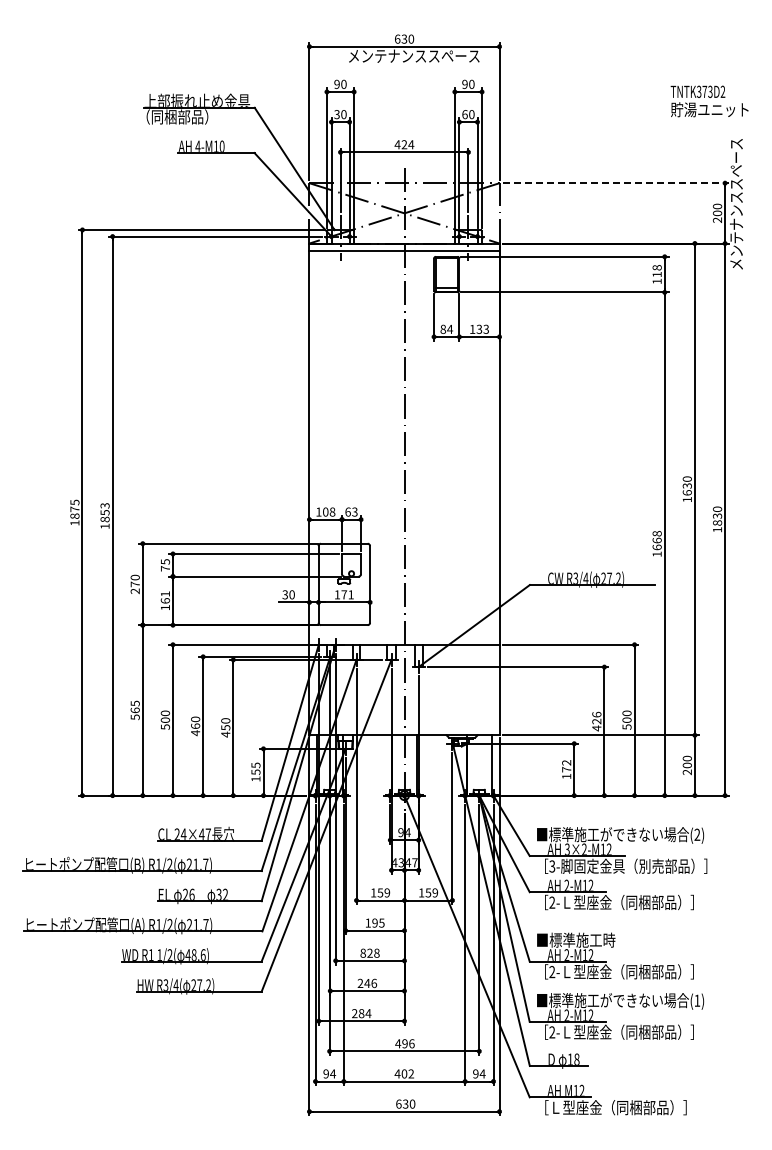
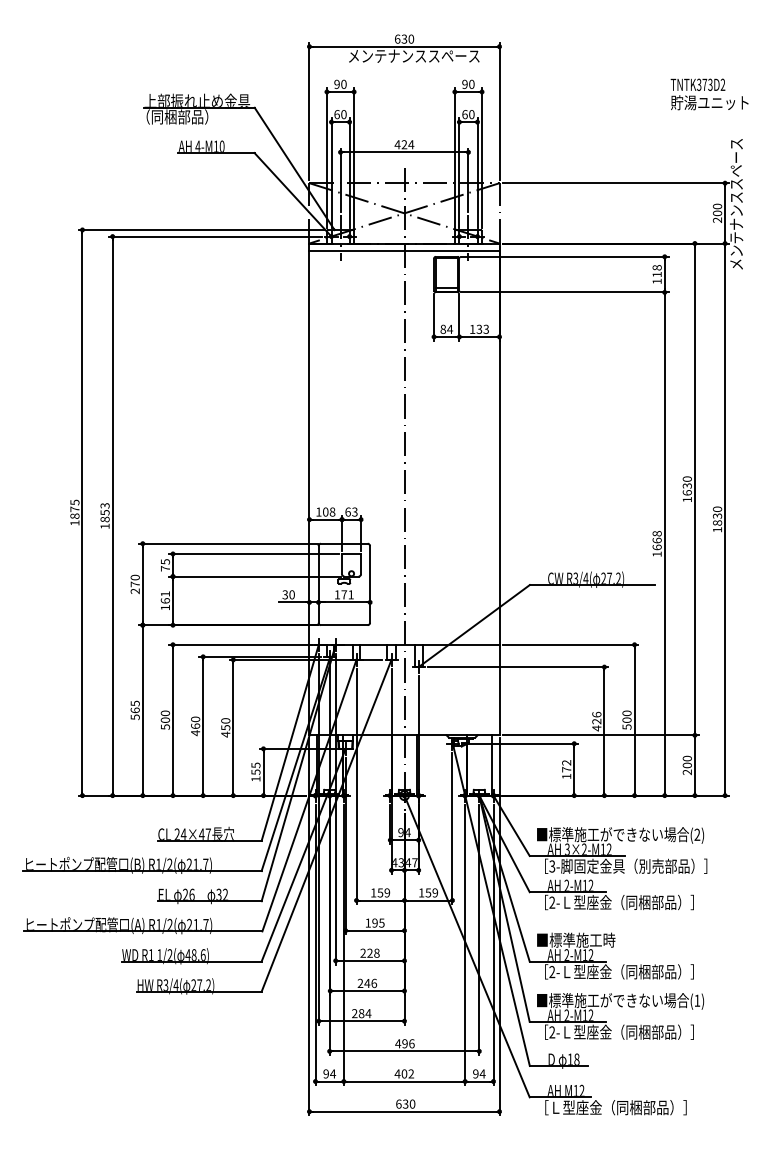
text position: (709, 101) -> (709, 94) (709, 94)
text: 30 -> 60 (336, 114)
line: dashed -> solid (616, 183)
text: 828 -> 228 (363, 952)
